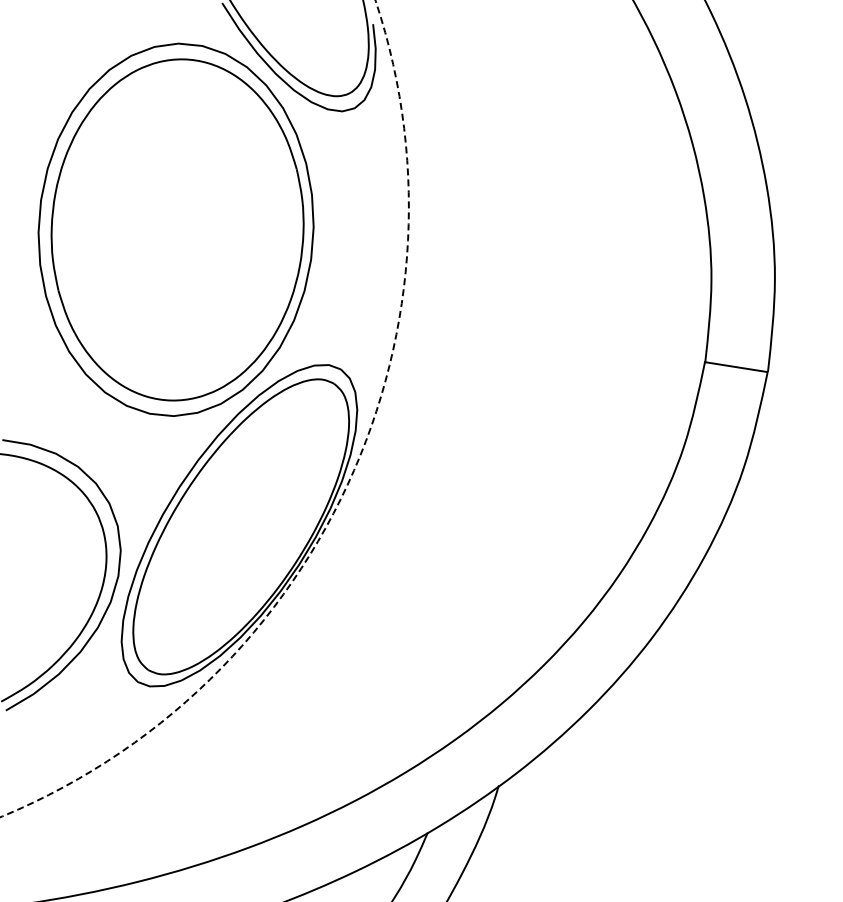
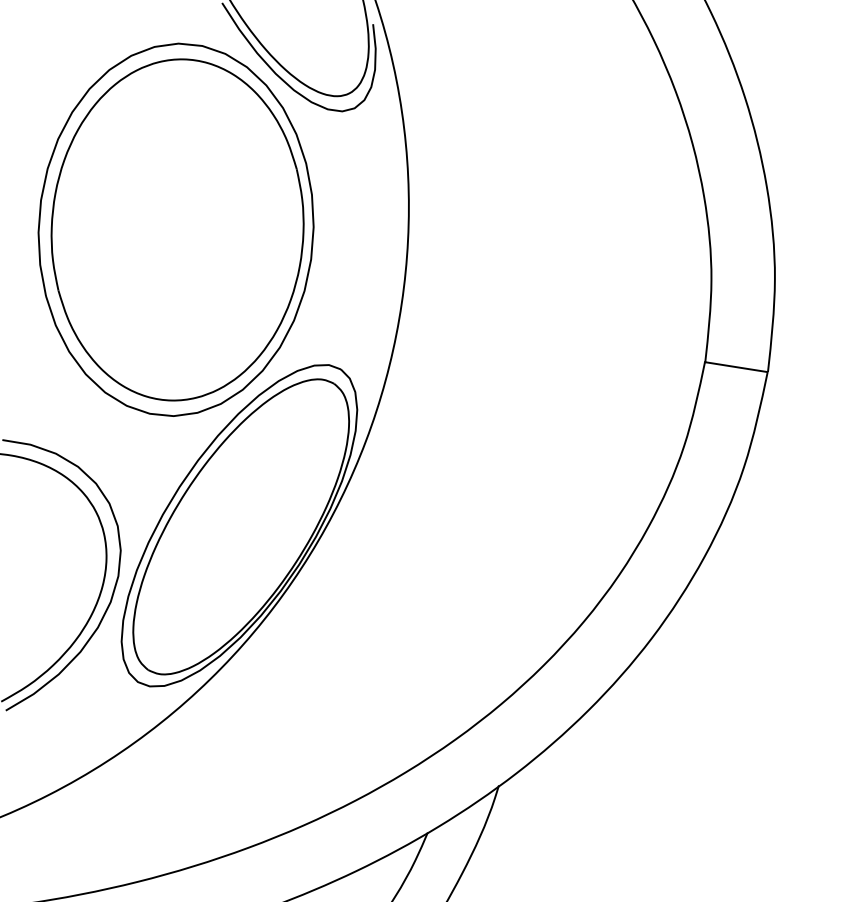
arc: dashed -> solid (348, 483)
